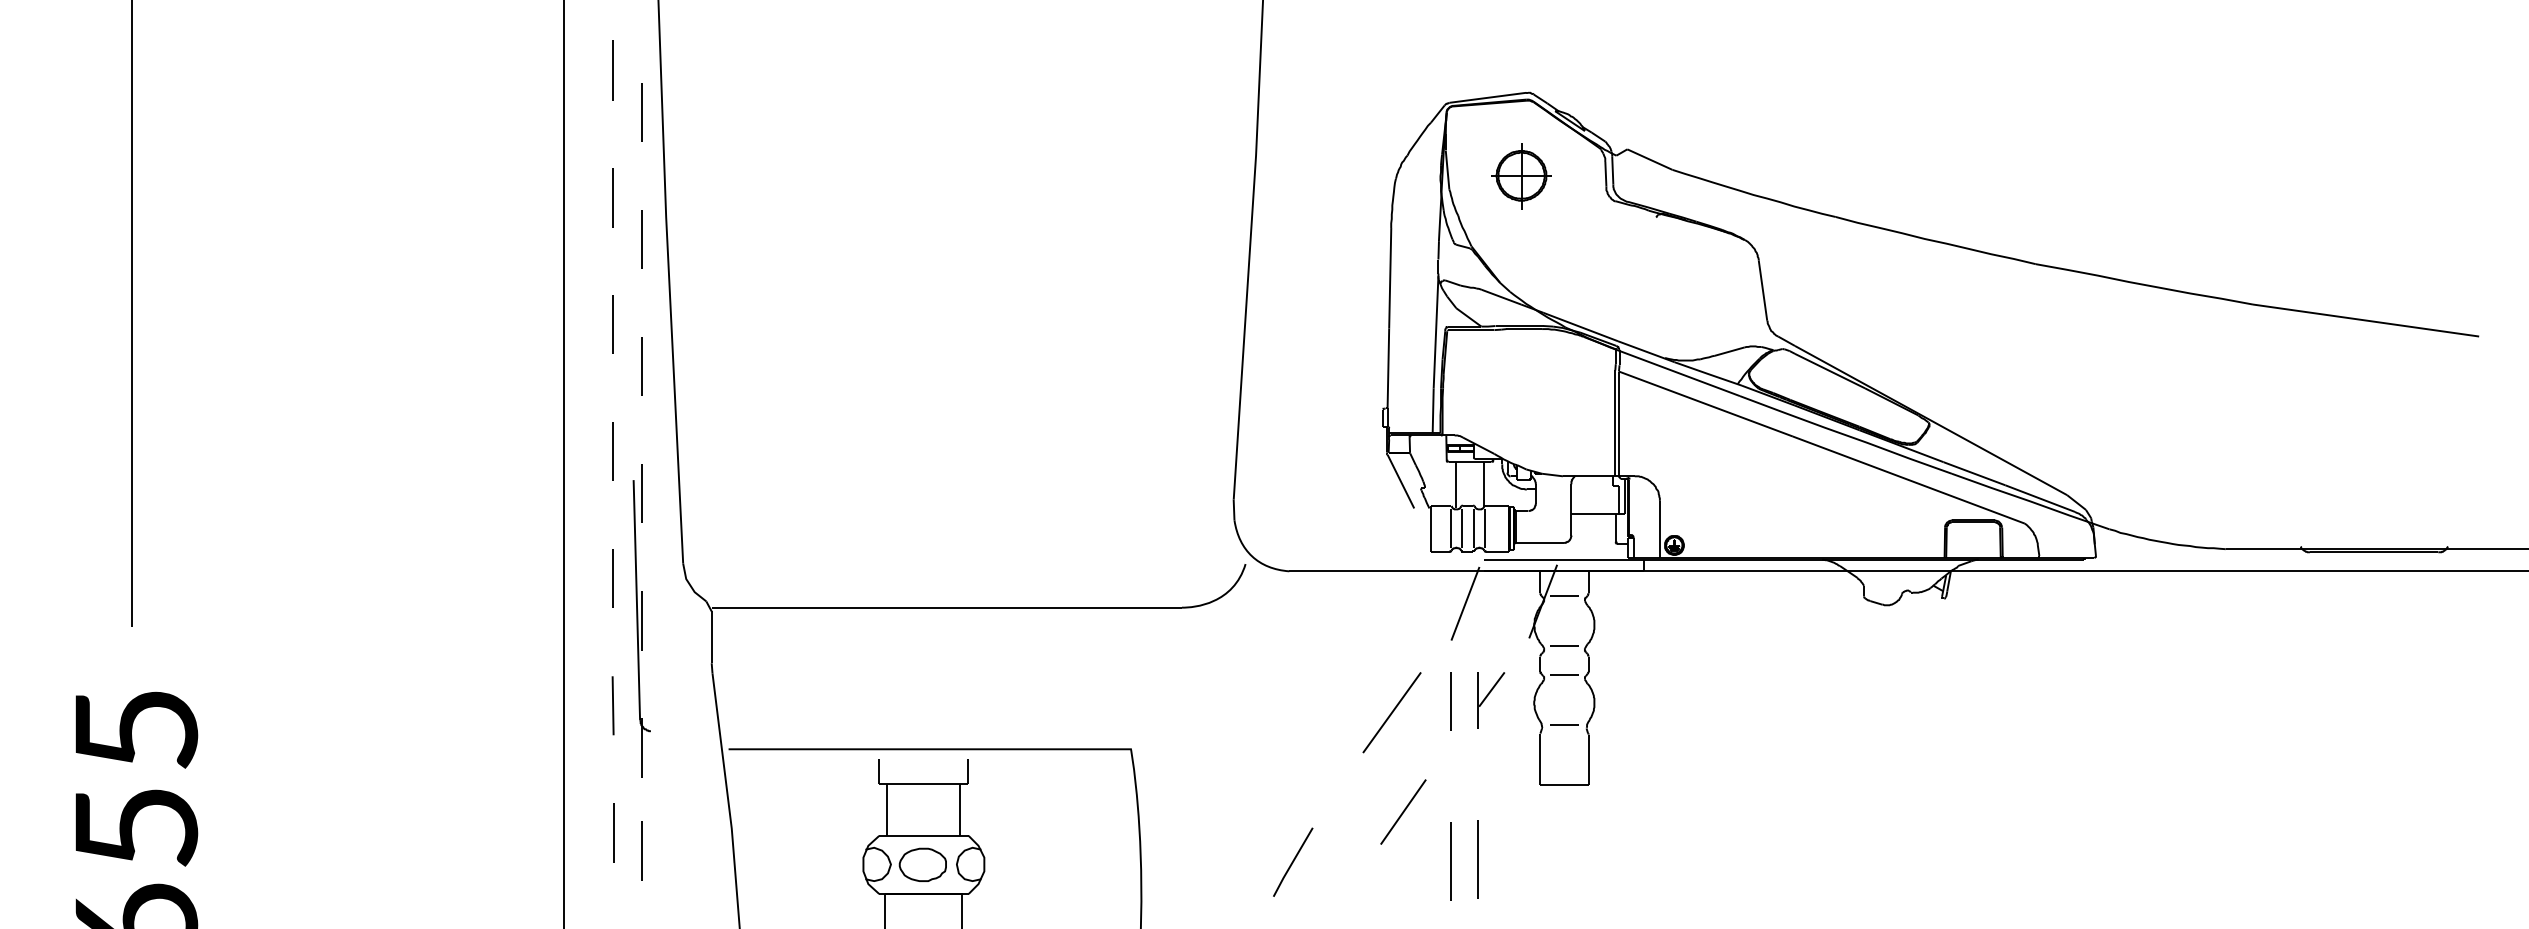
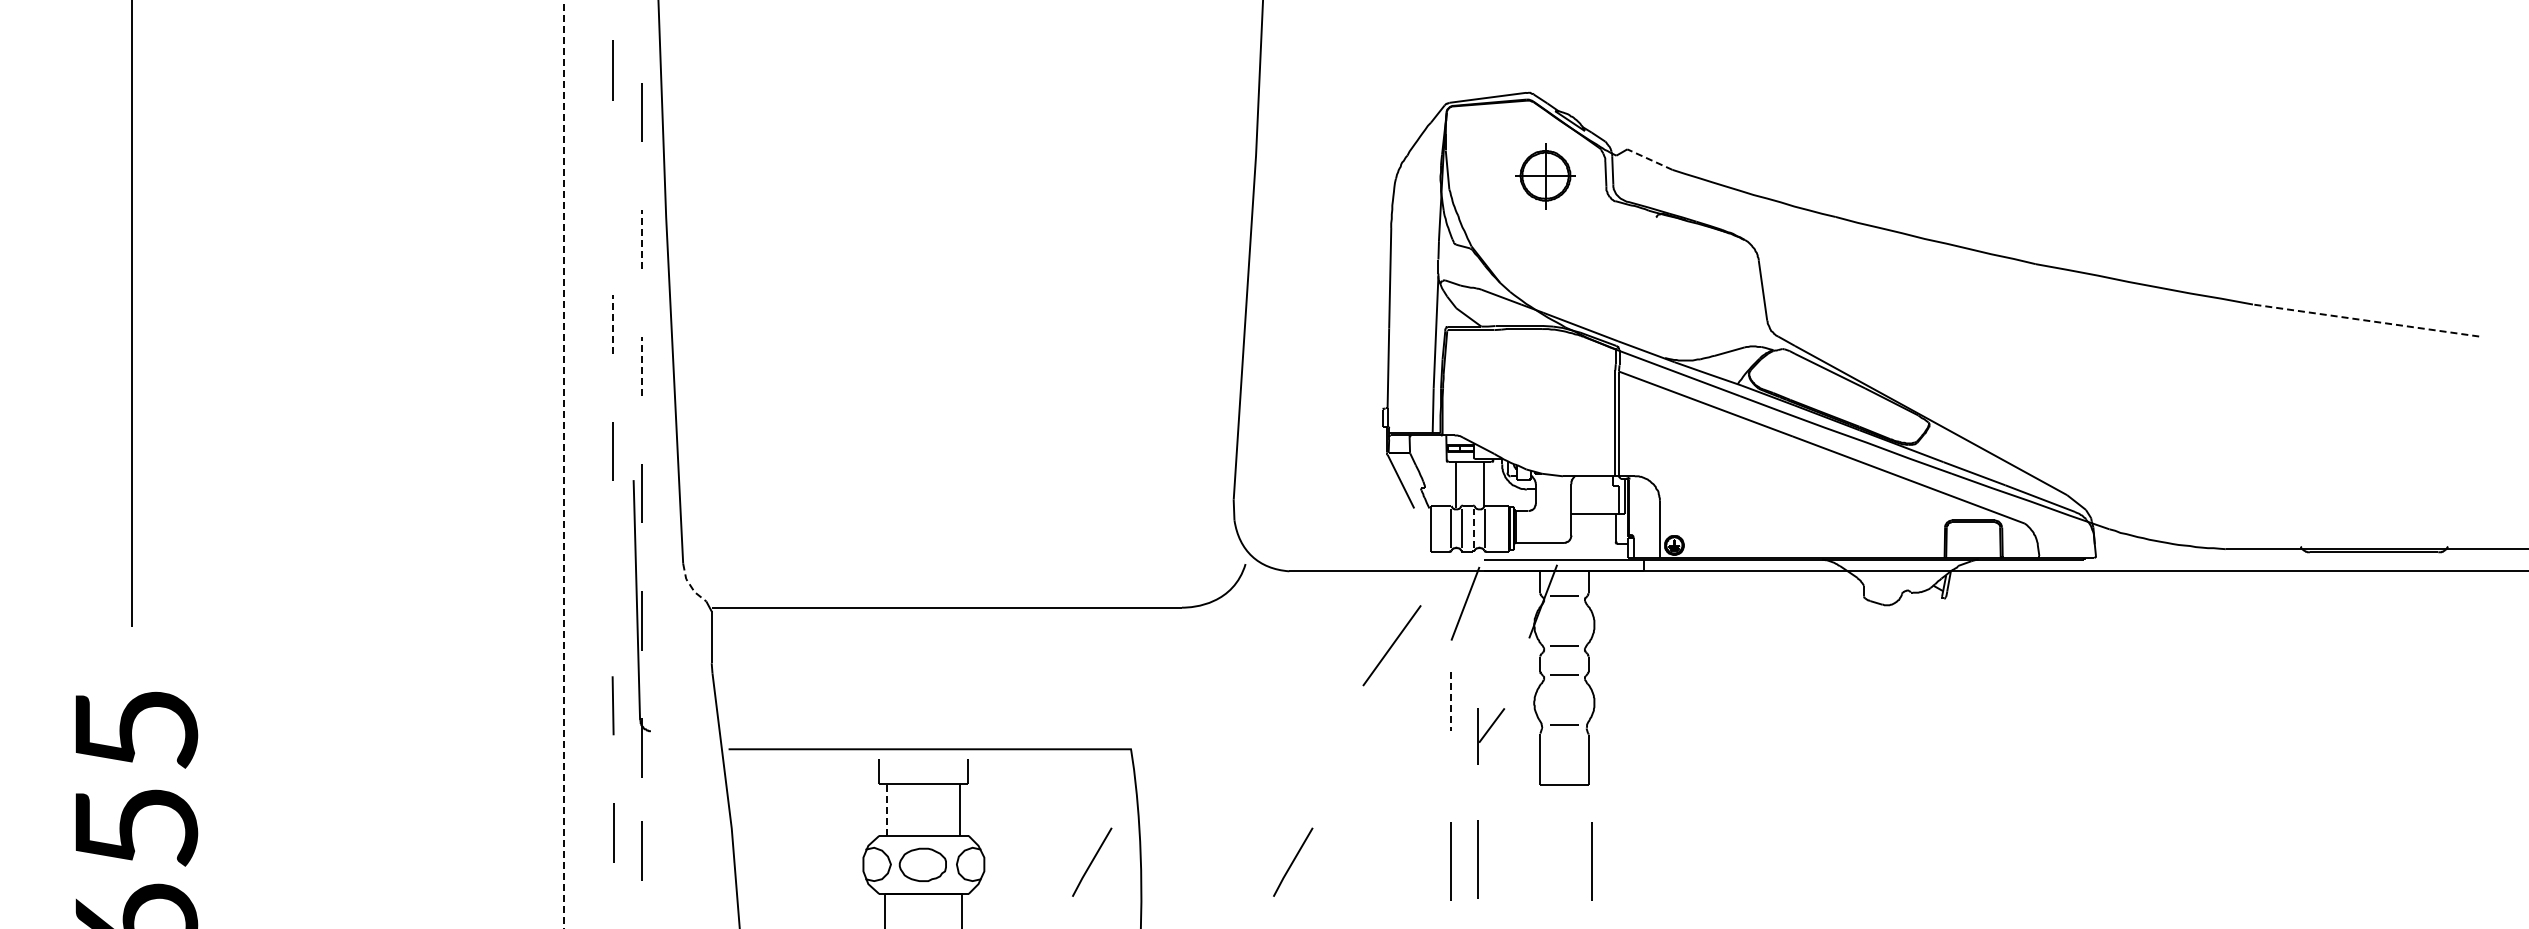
line: solid -> dashed (1649, 159)
part position: (1521, 176) -> (1545, 176) (1545, 176)
line: present -> none (612, 197)
line: solid -> dashed (642, 239)
line: solid -> dashed (2365, 320)
line: solid -> dashed (612, 324)
line: solid -> dashed (642, 366)
line: solid -> dashed (564, 464)
line: solid -> dashed (1473, 528)
line: present -> none (612, 578)
line: solid -> dashed (690, 585)
part position: (1491, 700) -> (1491, 736) (1491, 736)
line: solid -> dashed (1450, 701)
line position: (1391, 712) -> (1391, 645) (1391, 645)
line: solid -> dashed (886, 809)
line: present -> none (1403, 811)
line: none -> present (1092, 861)
line: none -> present (1591, 861)
